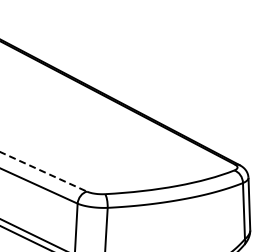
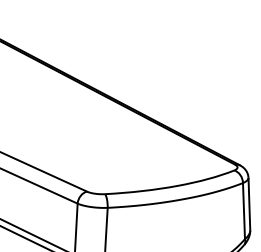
line: dashed -> solid (44, 172)
